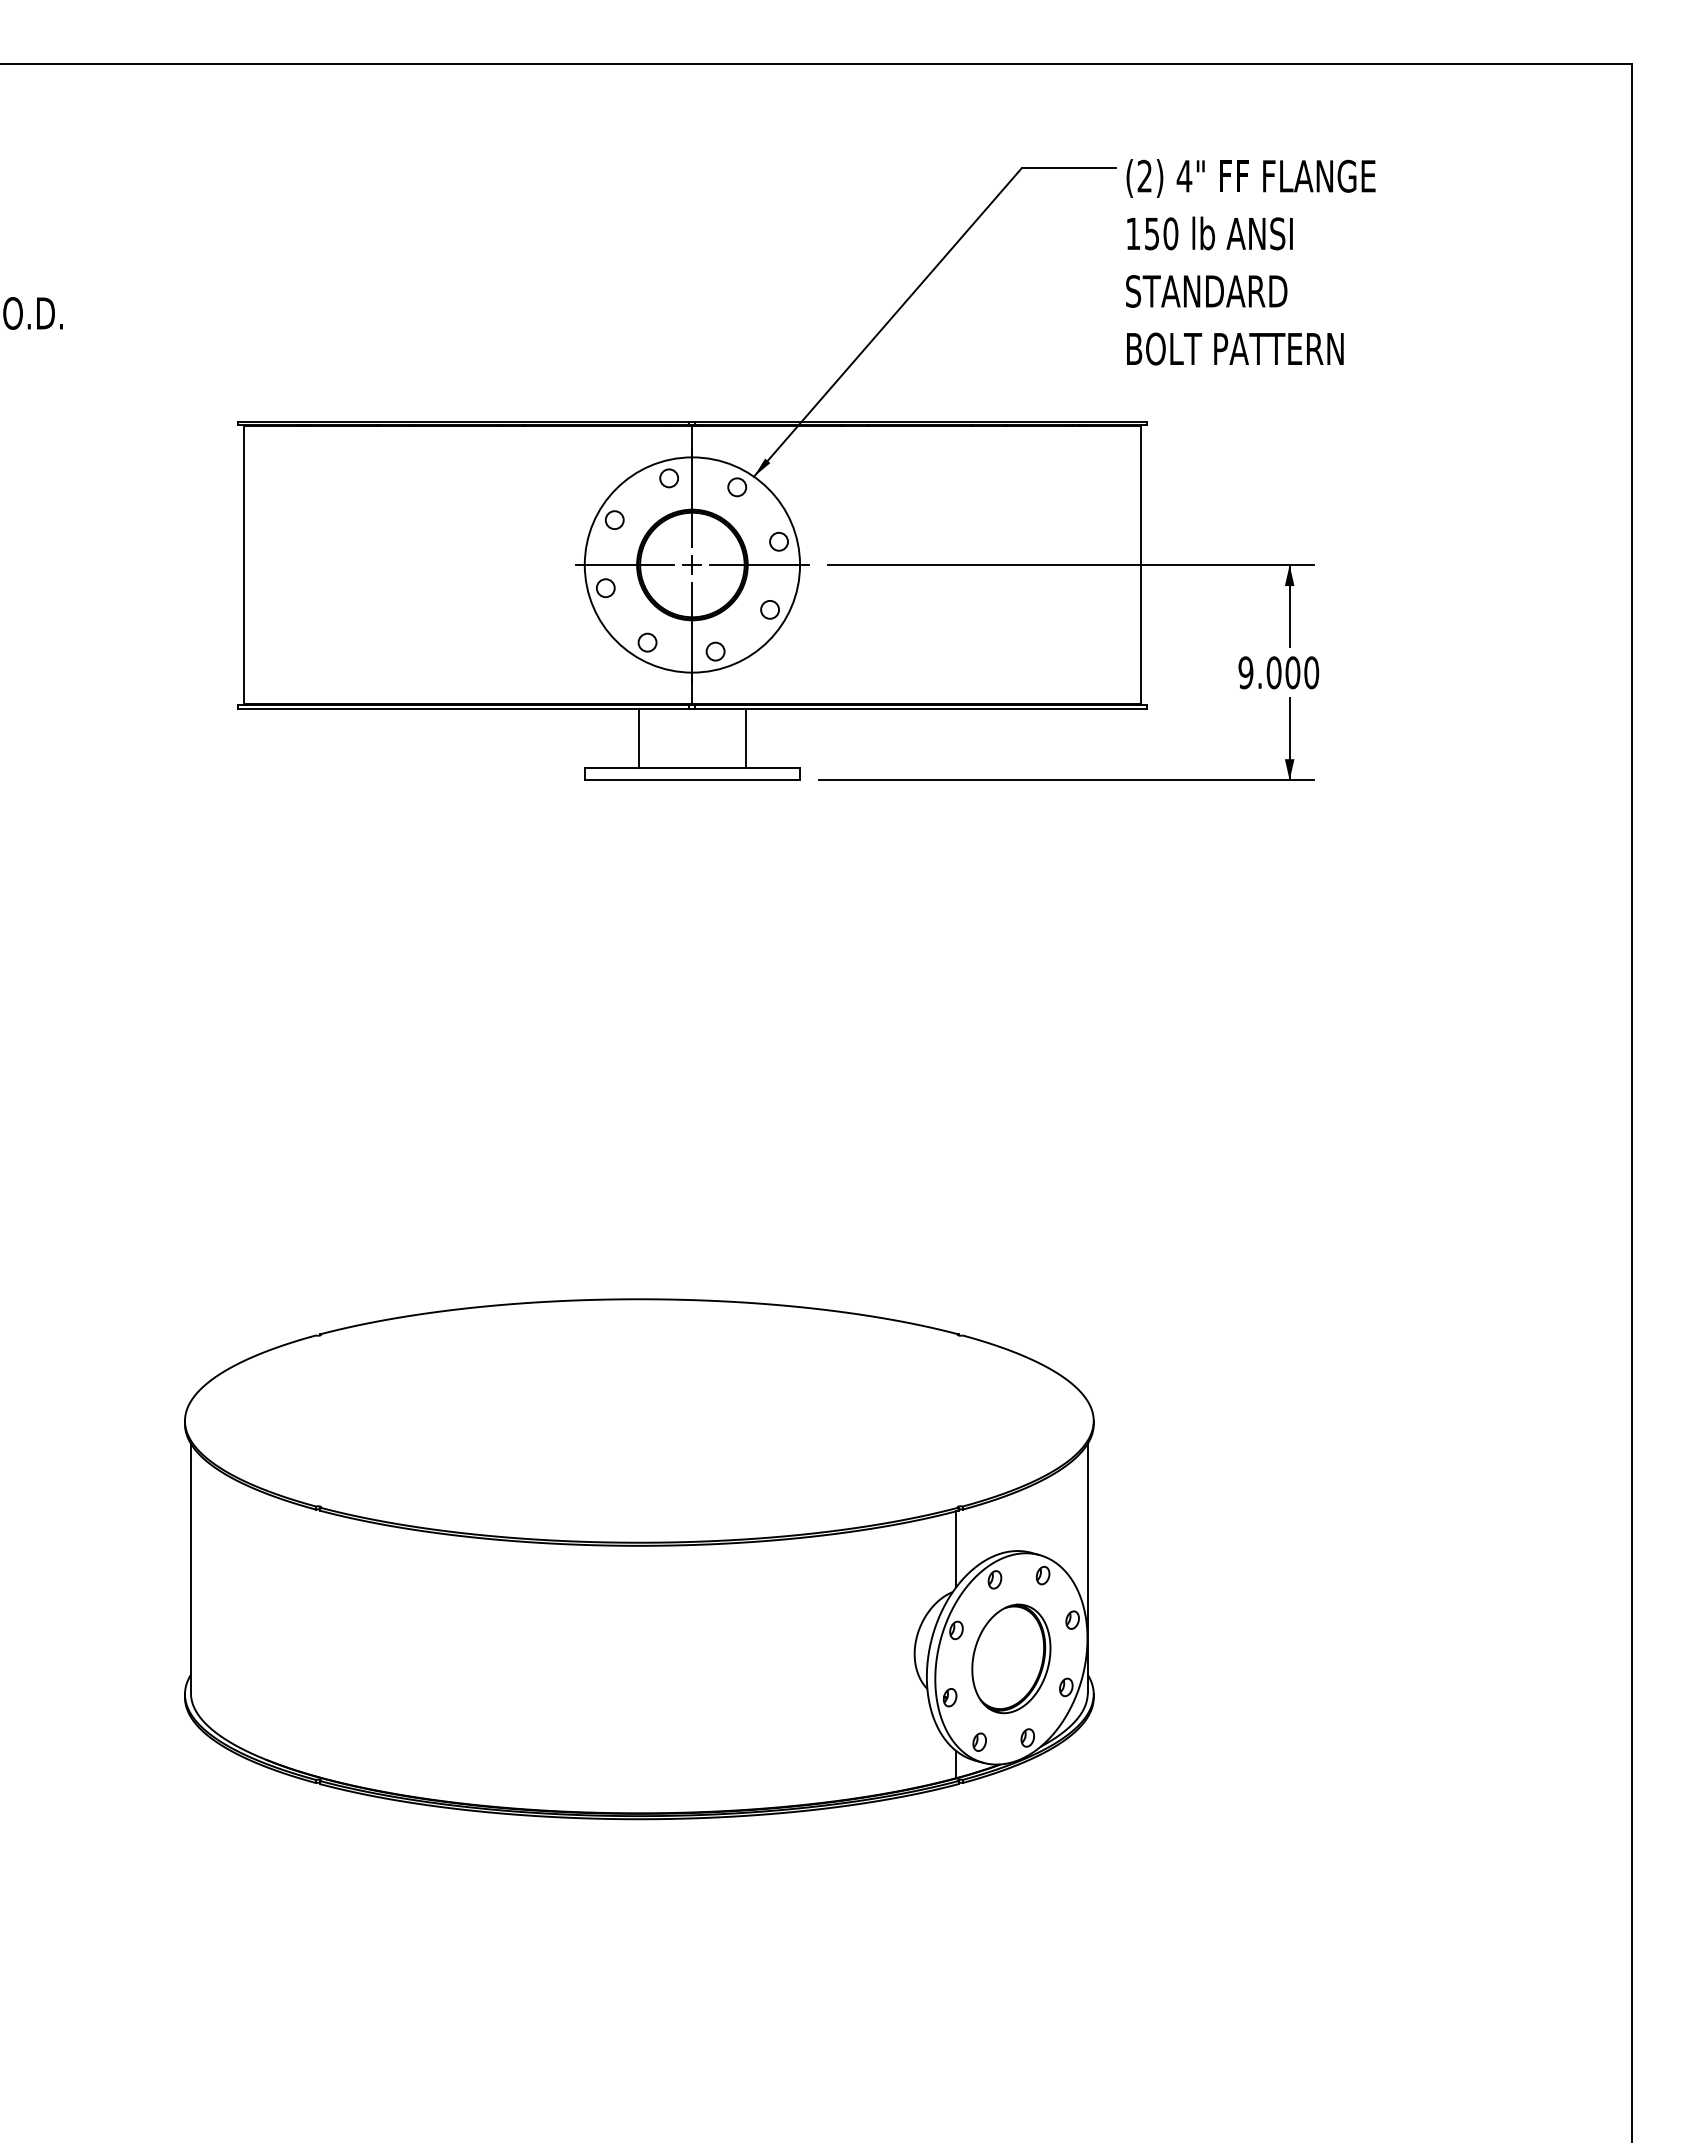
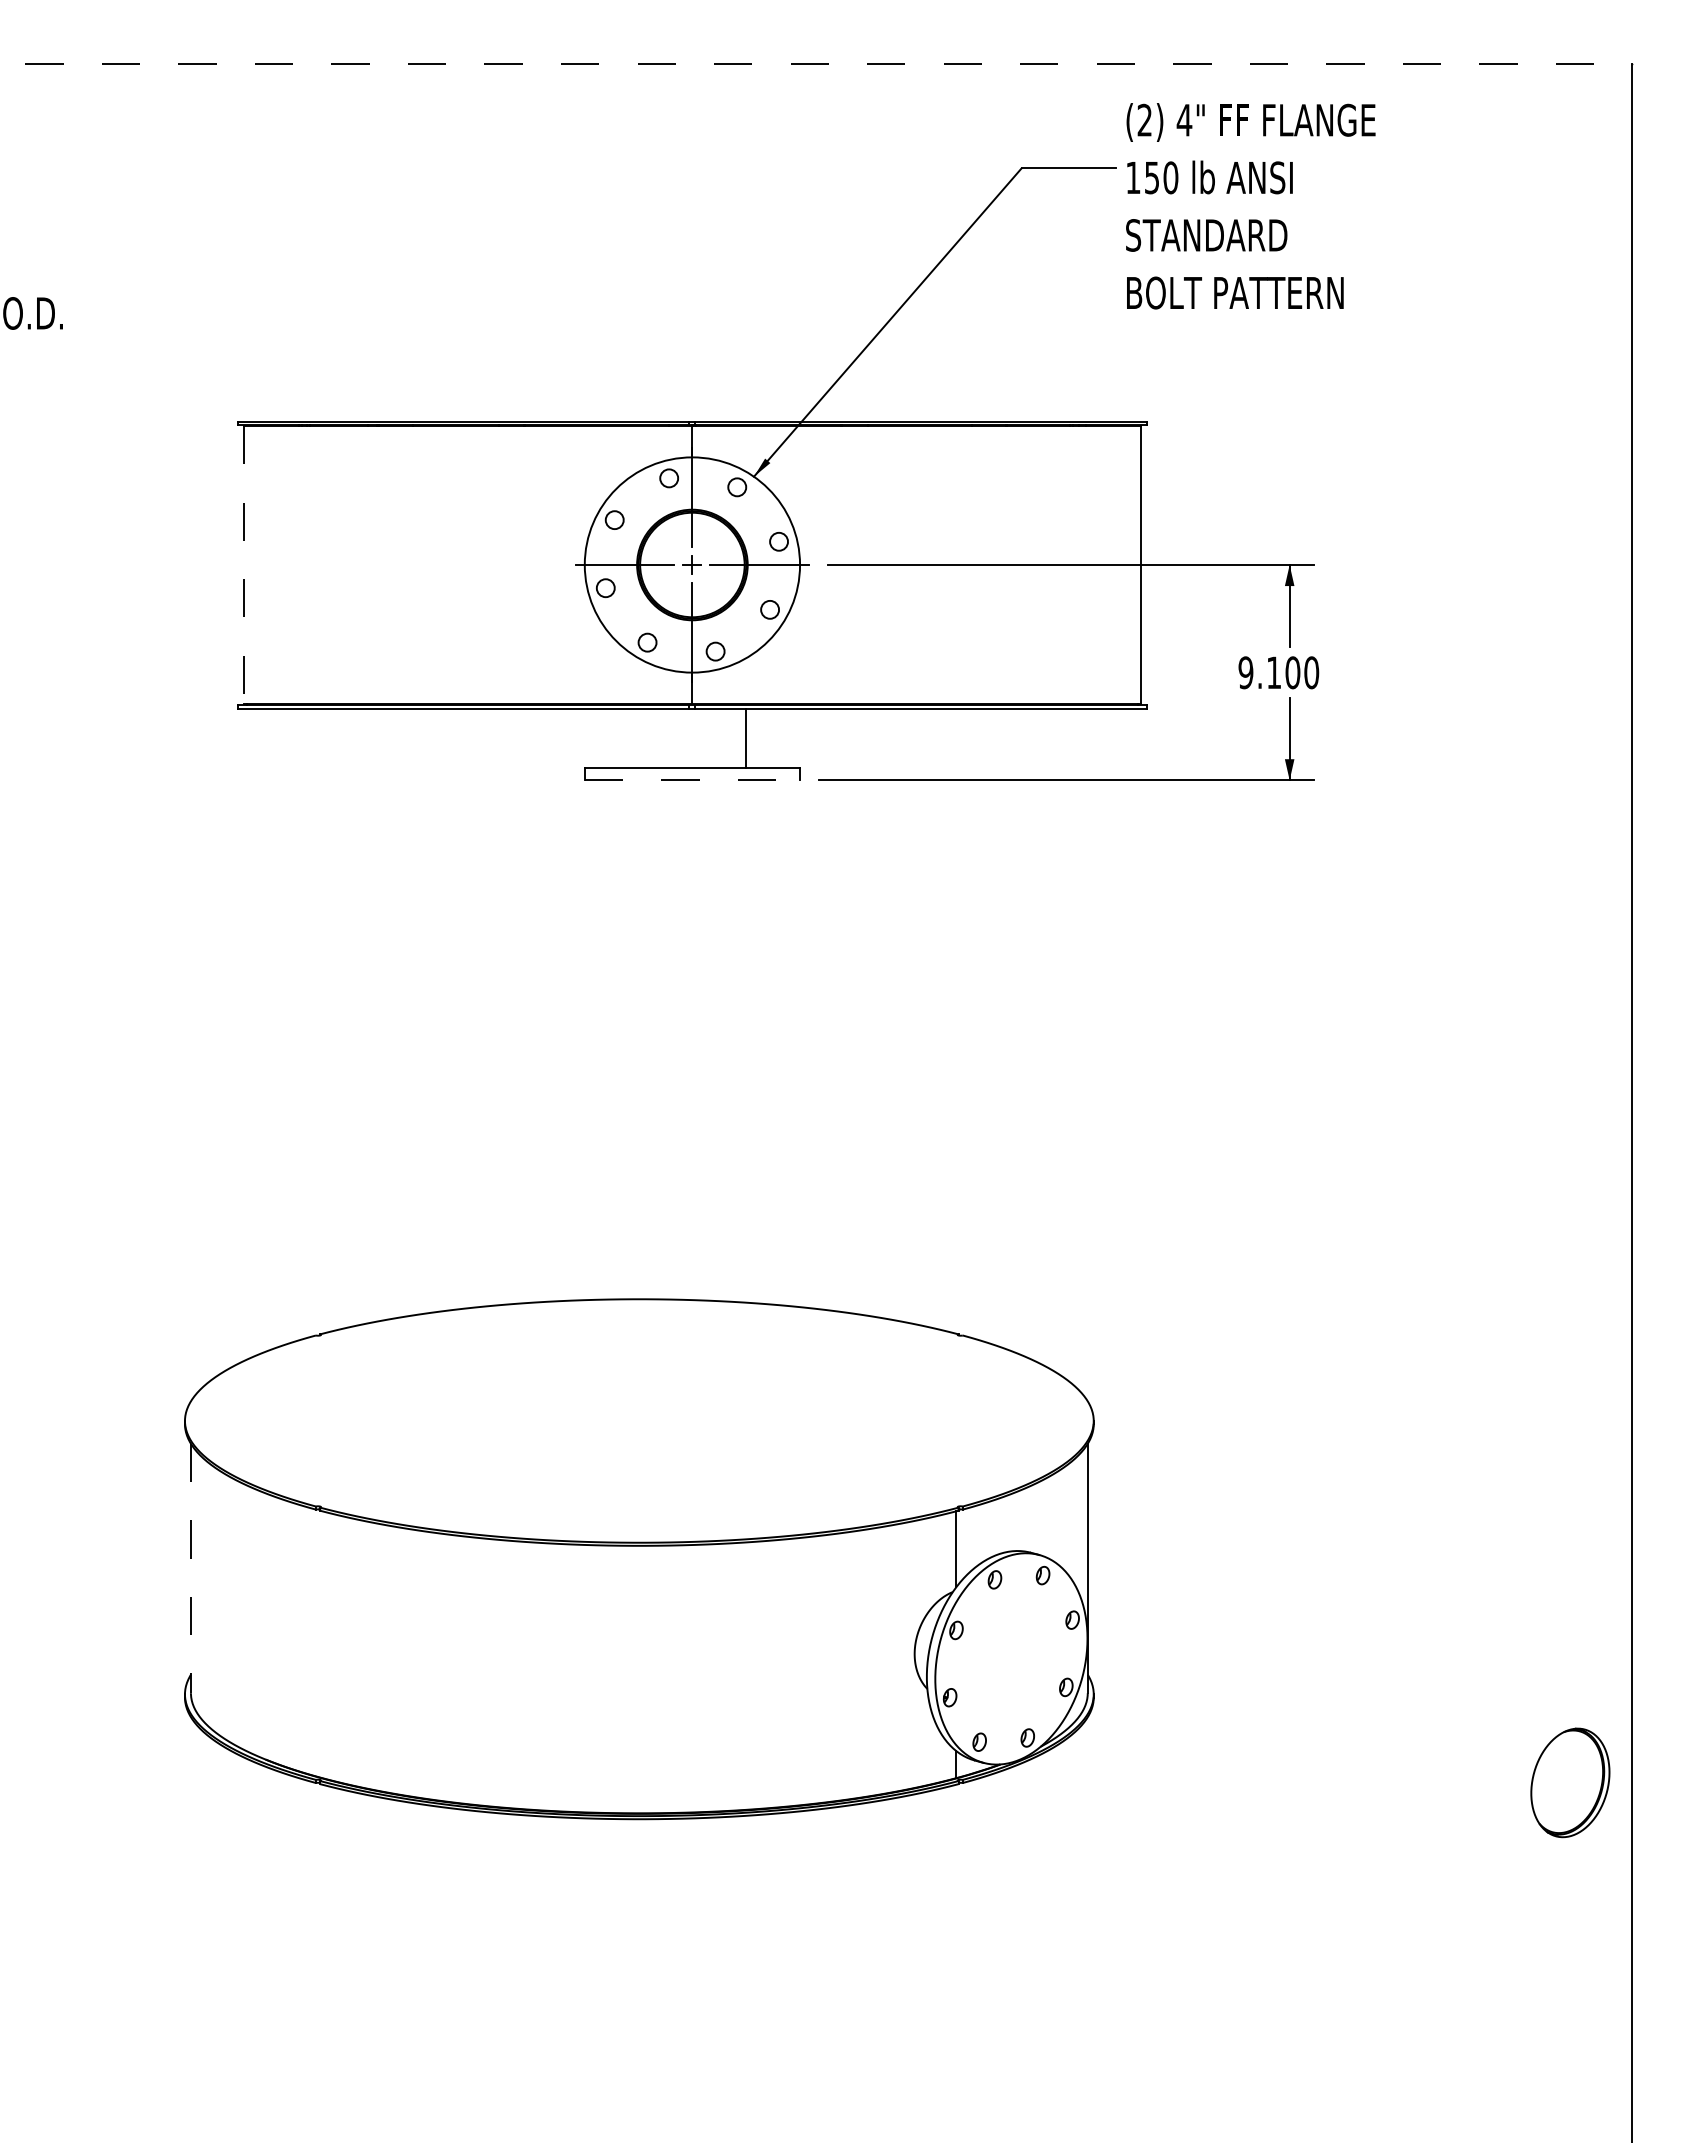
line: solid -> dashed (816, 64)
text position: (1250, 262) -> (1250, 206) (1250, 206)
line: solid -> dashed (243, 565)
text: 9.000 -> 9.100 (1273, 672)
line: present -> none (638, 738)
line: solid -> dashed (692, 780)
line: solid -> dashed (190, 1568)
part position: (1011, 1658) -> (1570, 1782) (1570, 1782)
